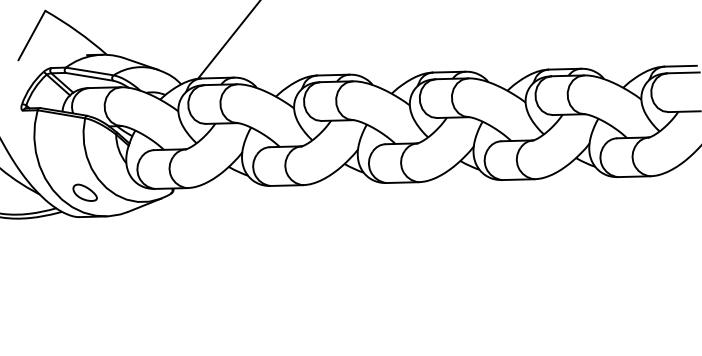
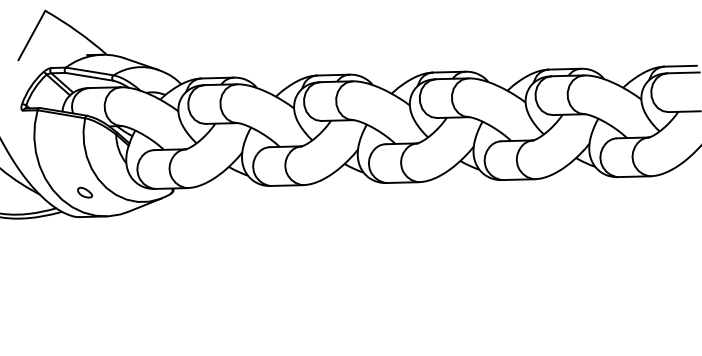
line: present -> none (228, 40)
part size: 26x19 px -> 16x13 px (84, 192)
